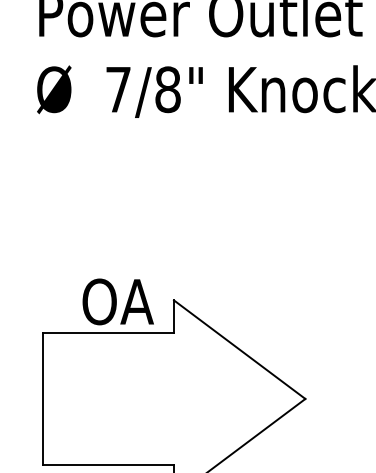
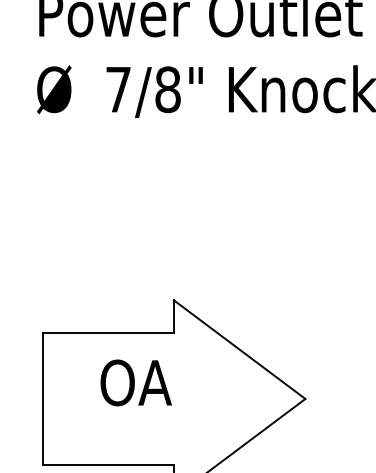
text position: (117, 301) -> (135, 382) (135, 382)
